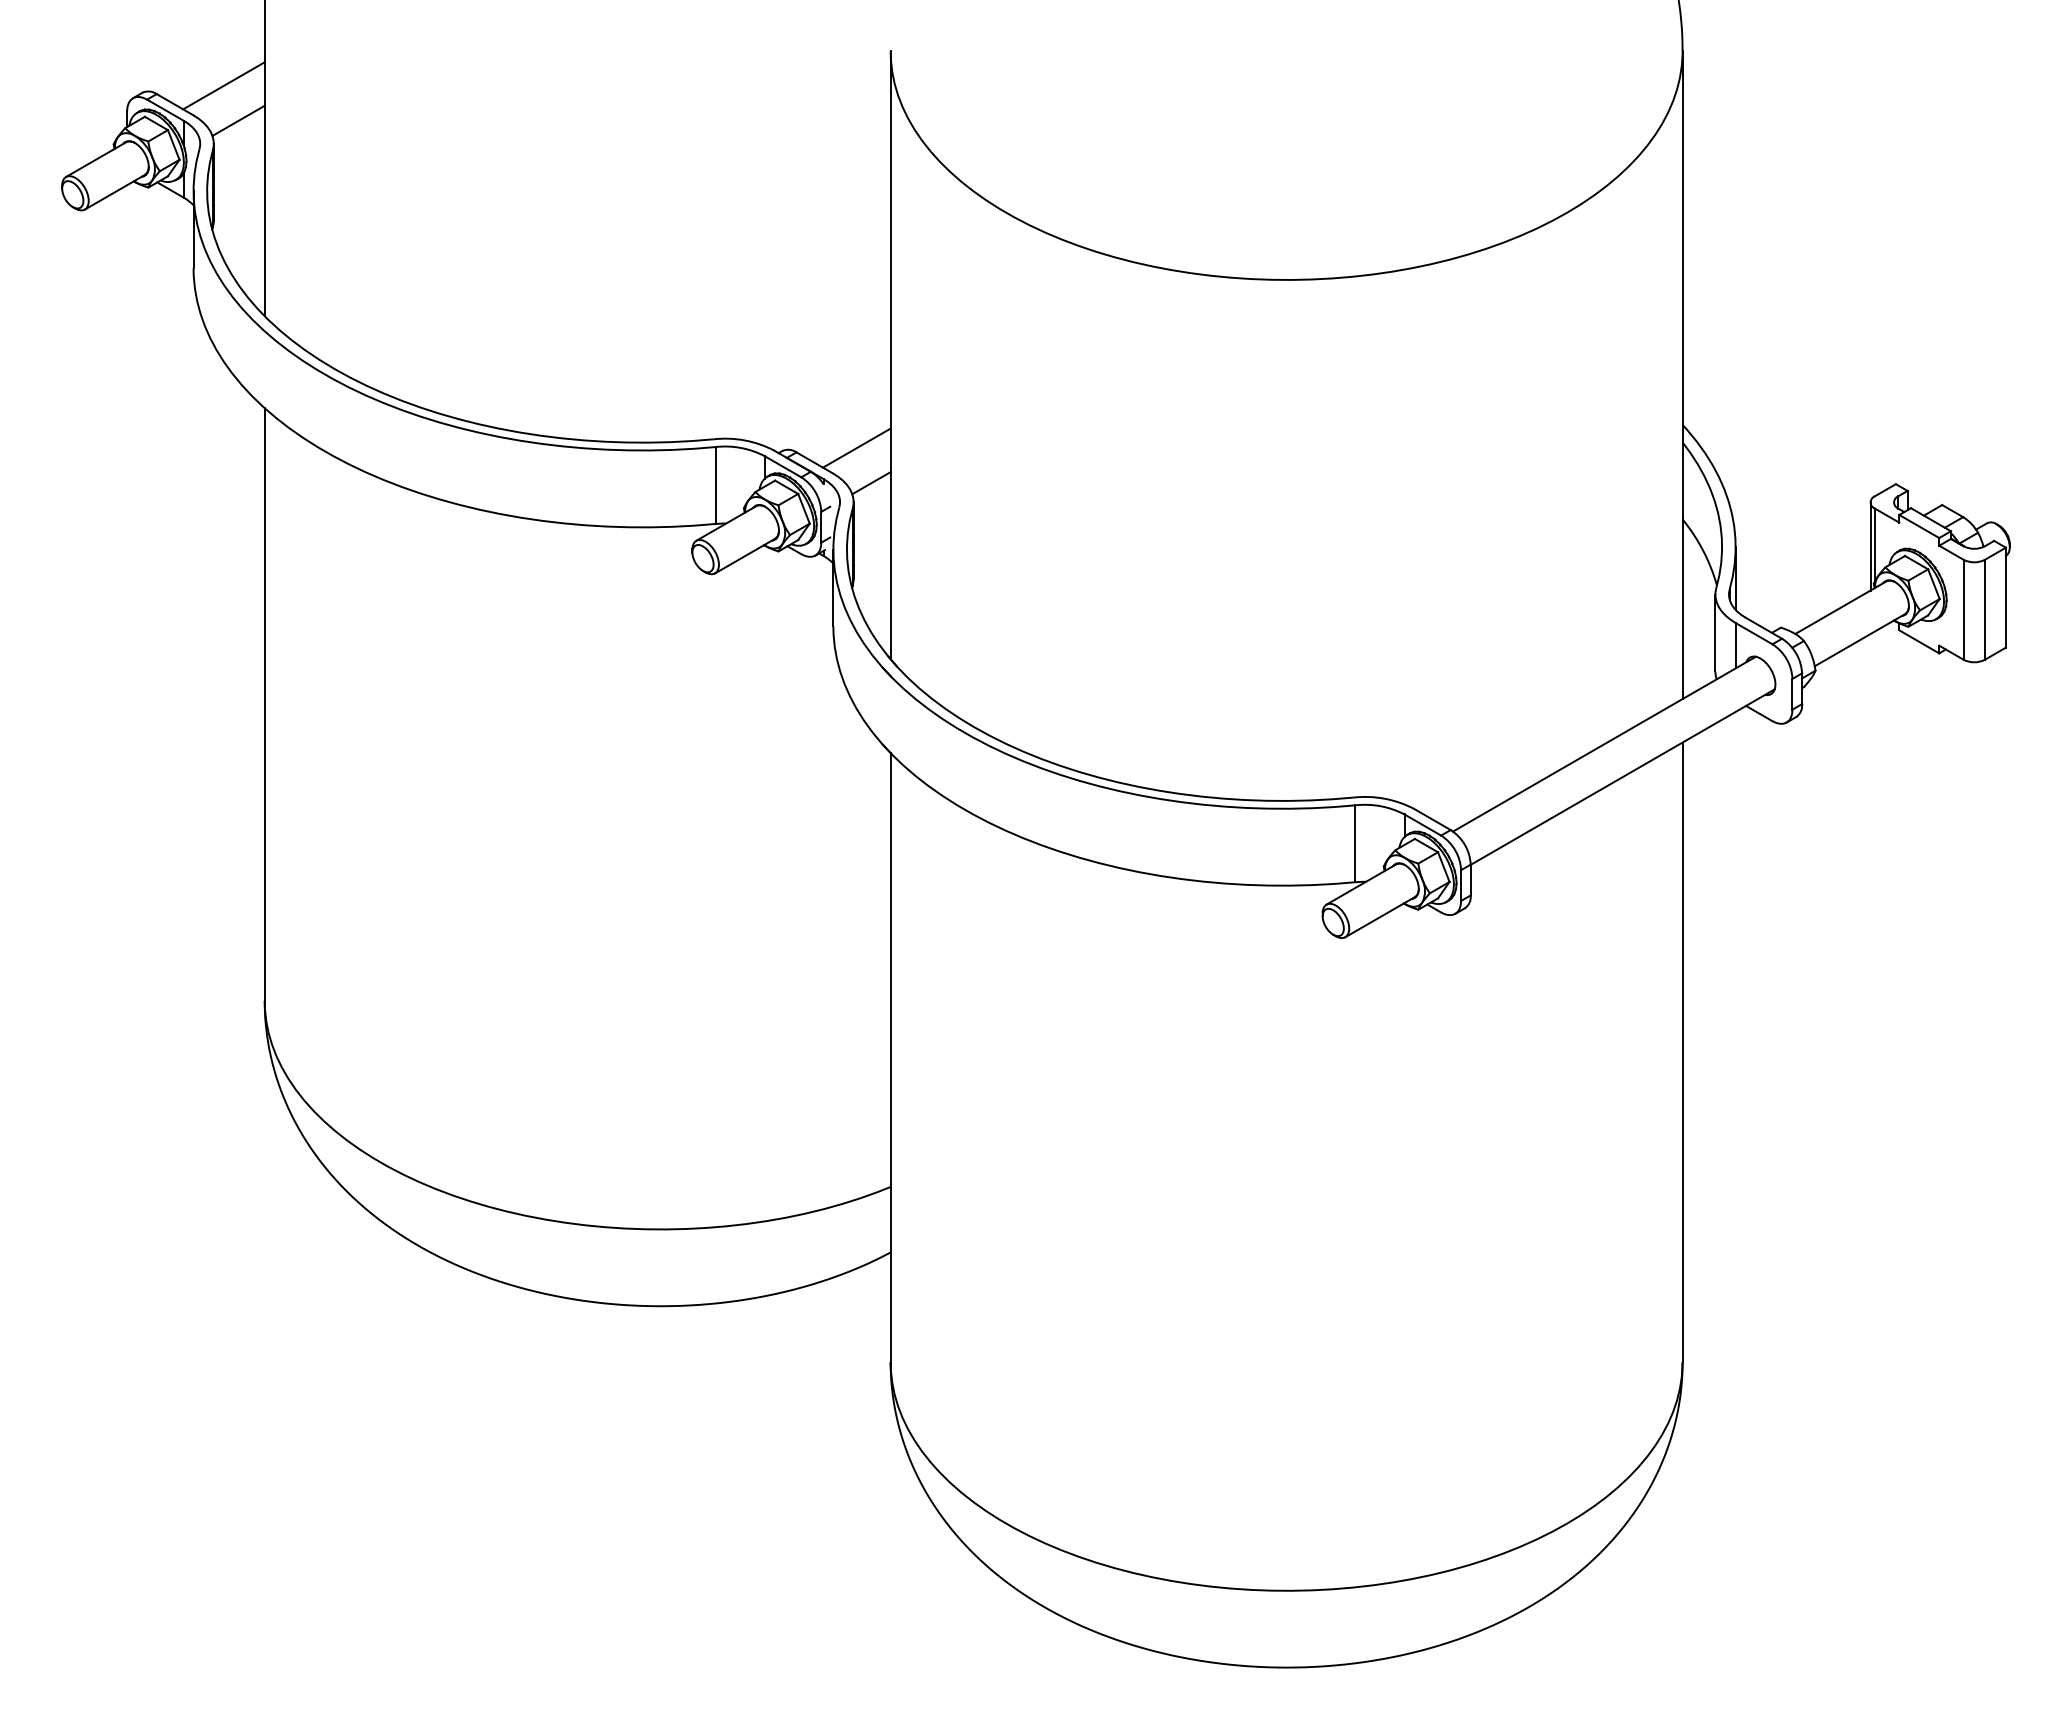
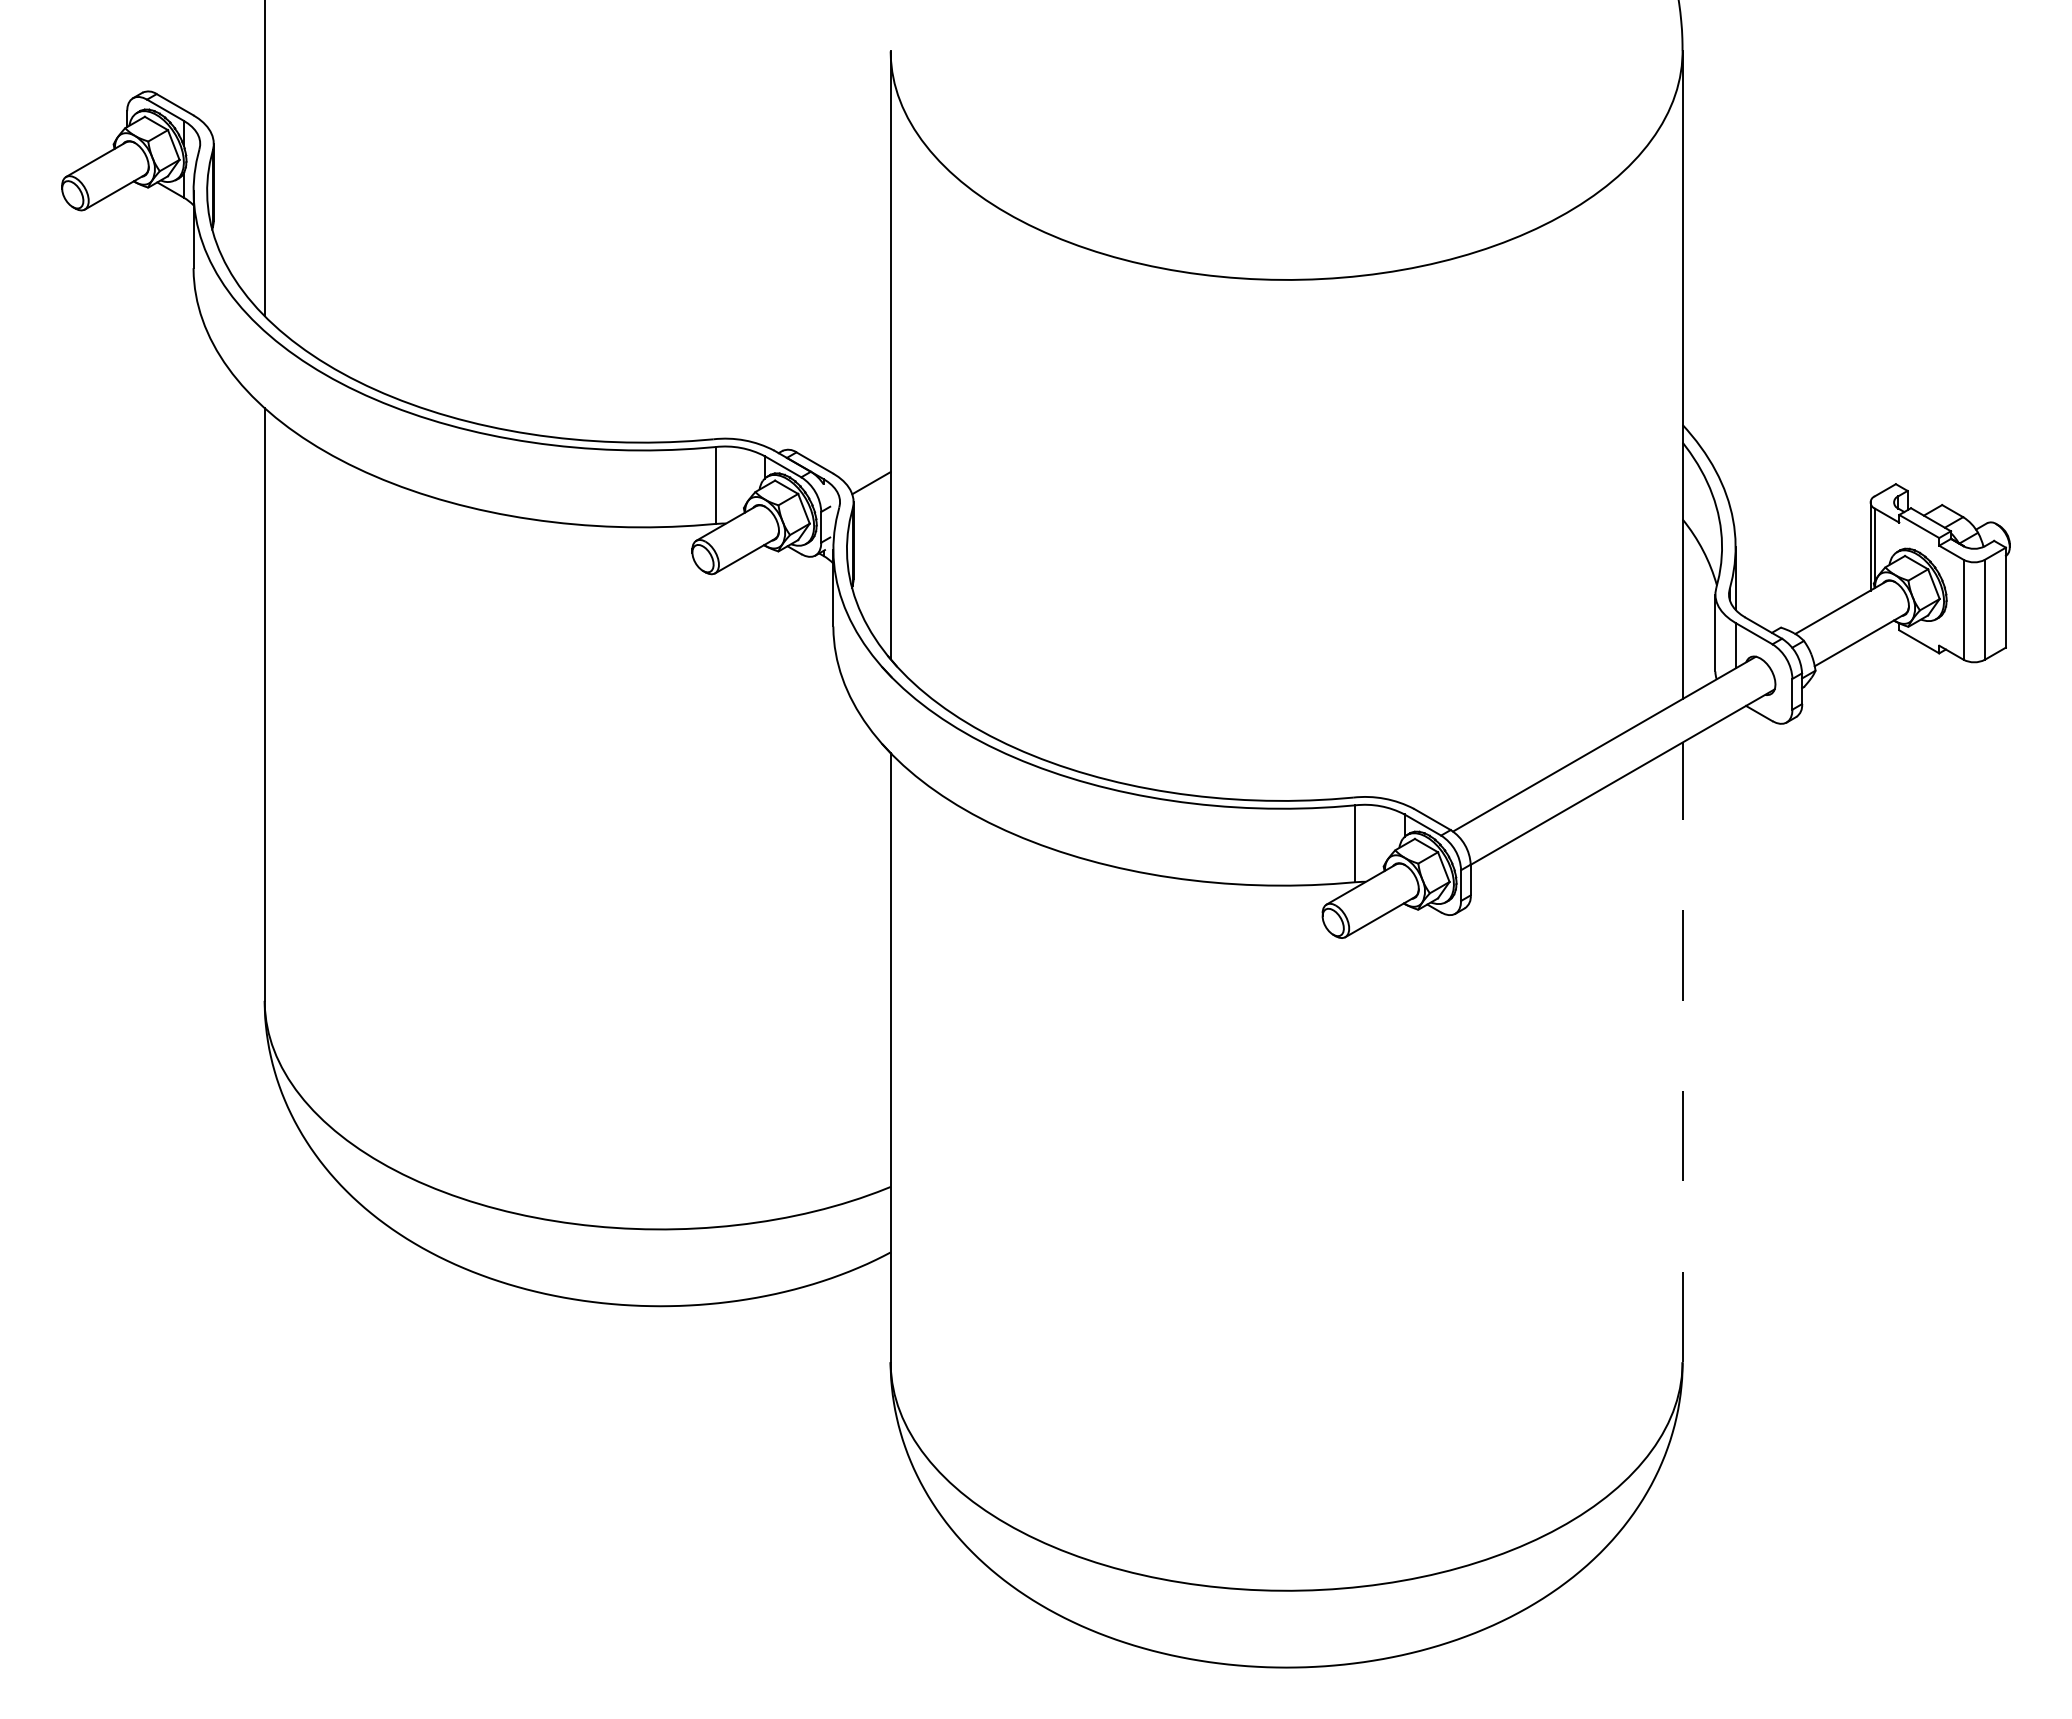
line: present -> none (223, 85)
line: present -> none (238, 120)
line: present -> none (856, 447)
line: solid -> dashed (1682, 1052)
